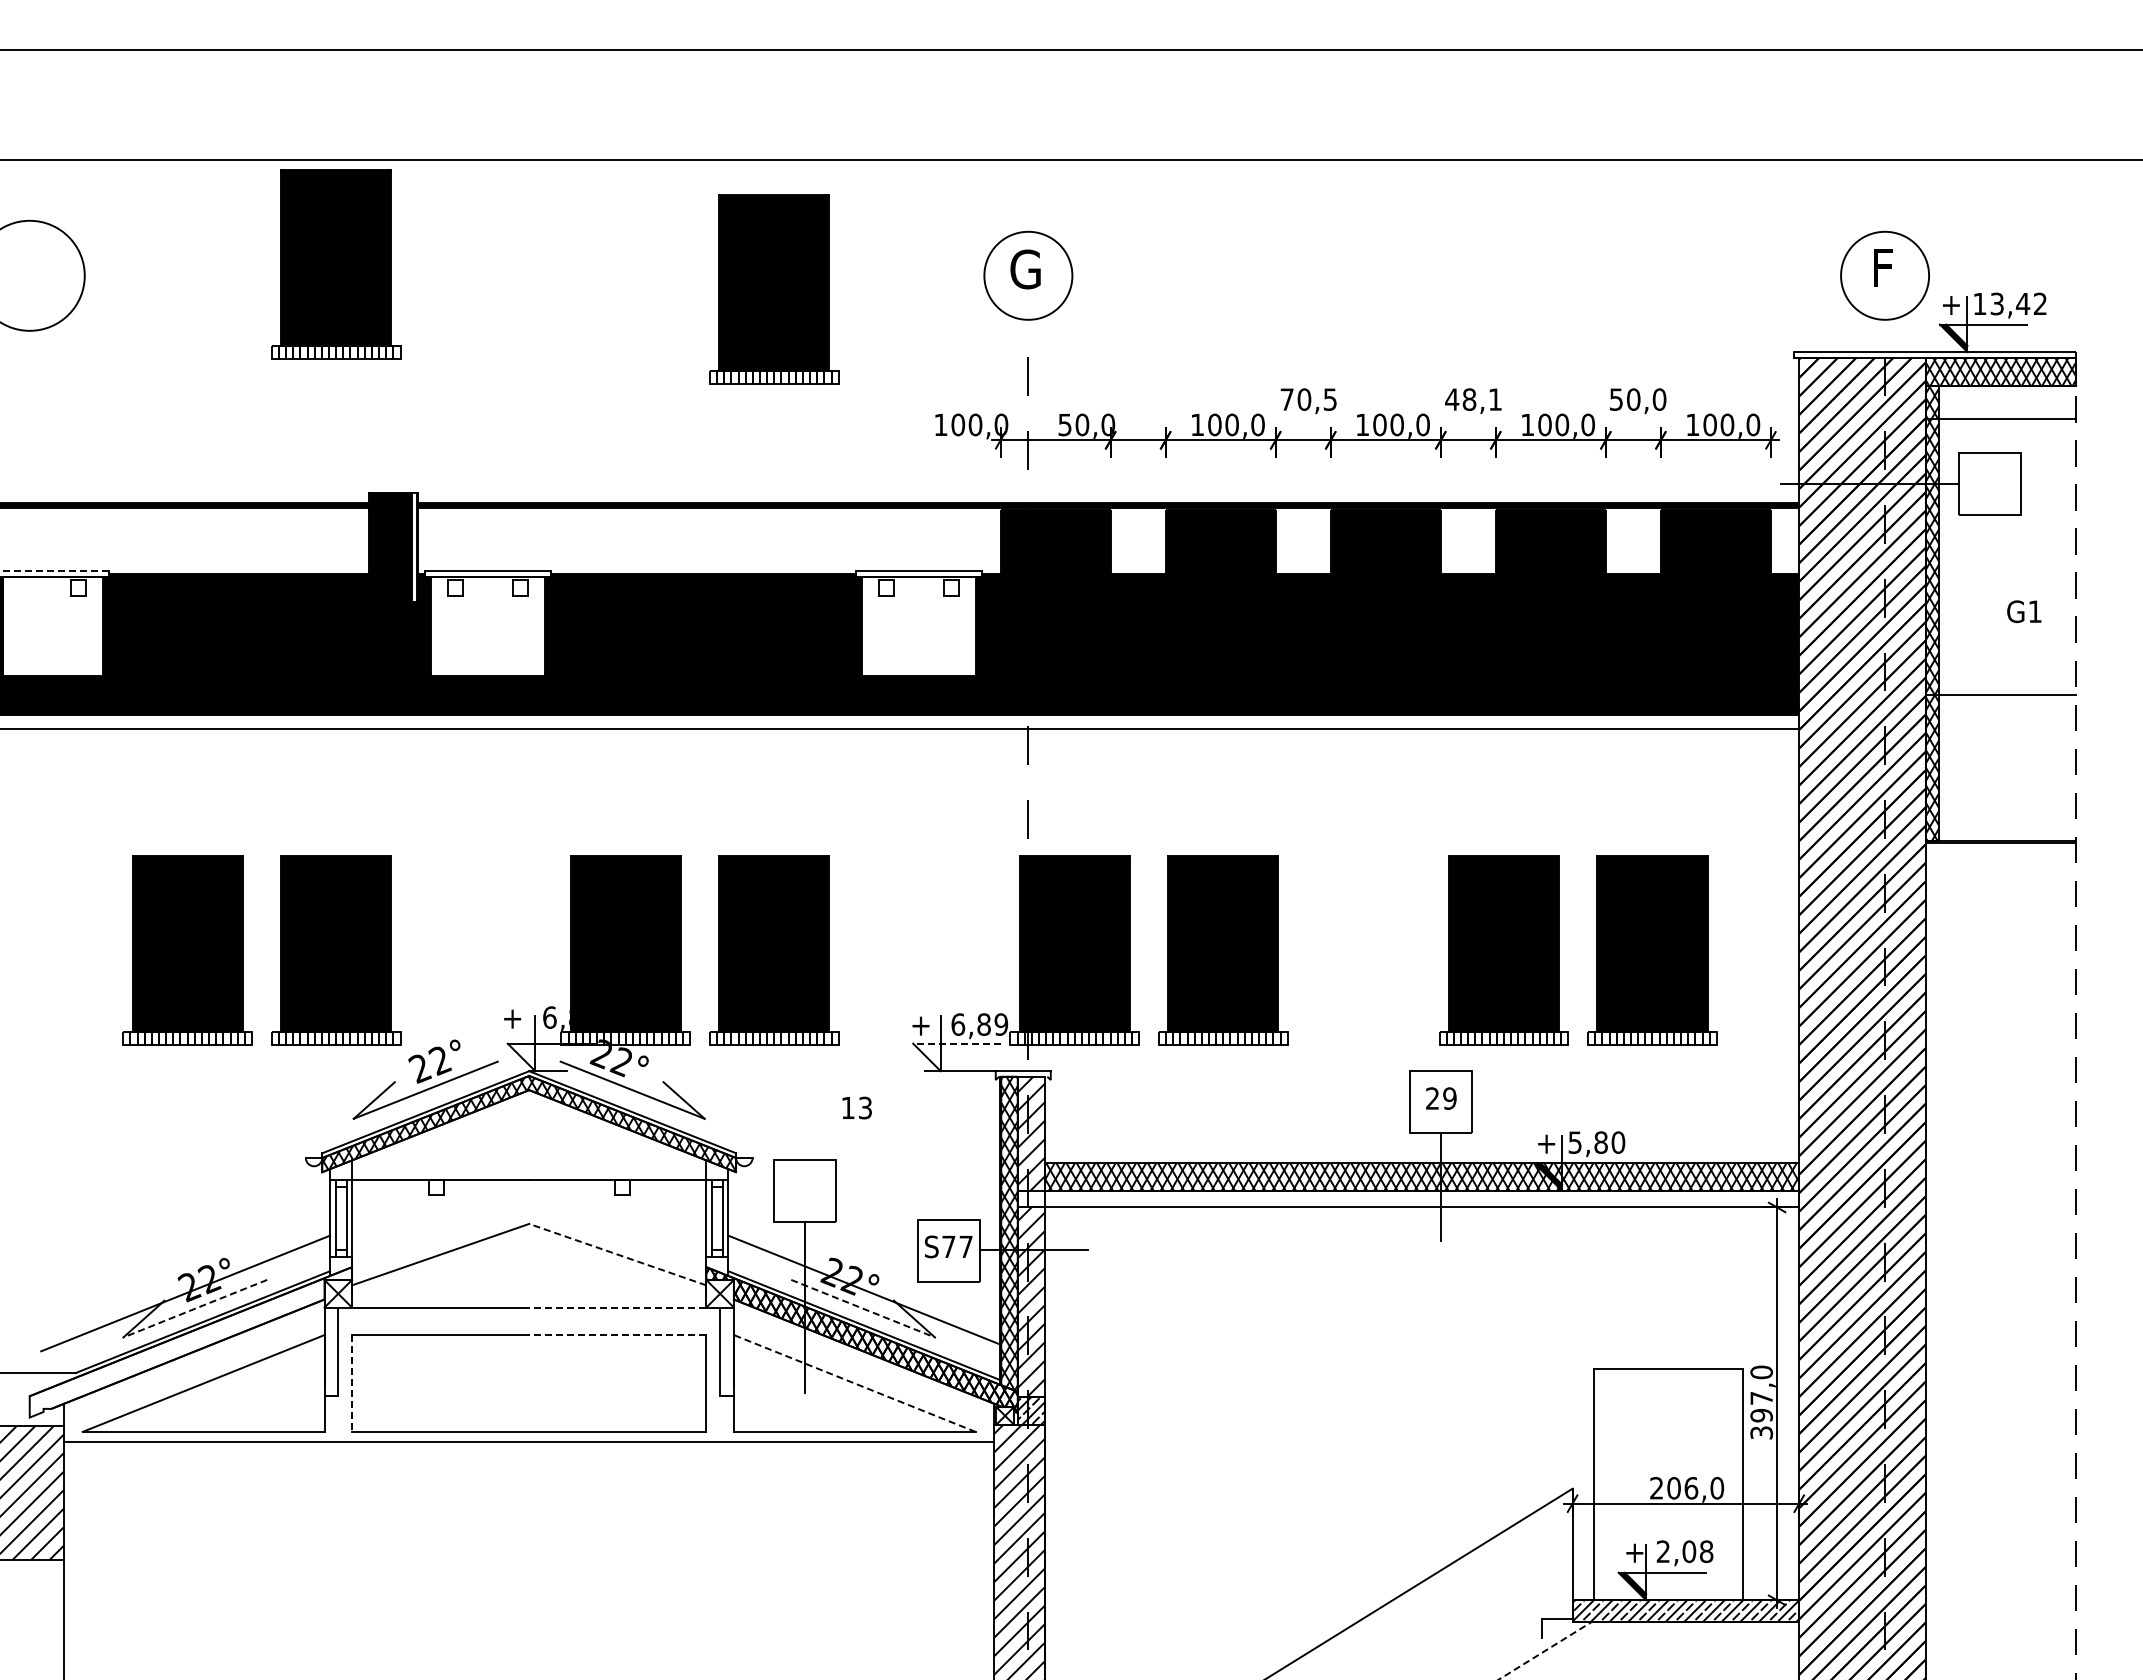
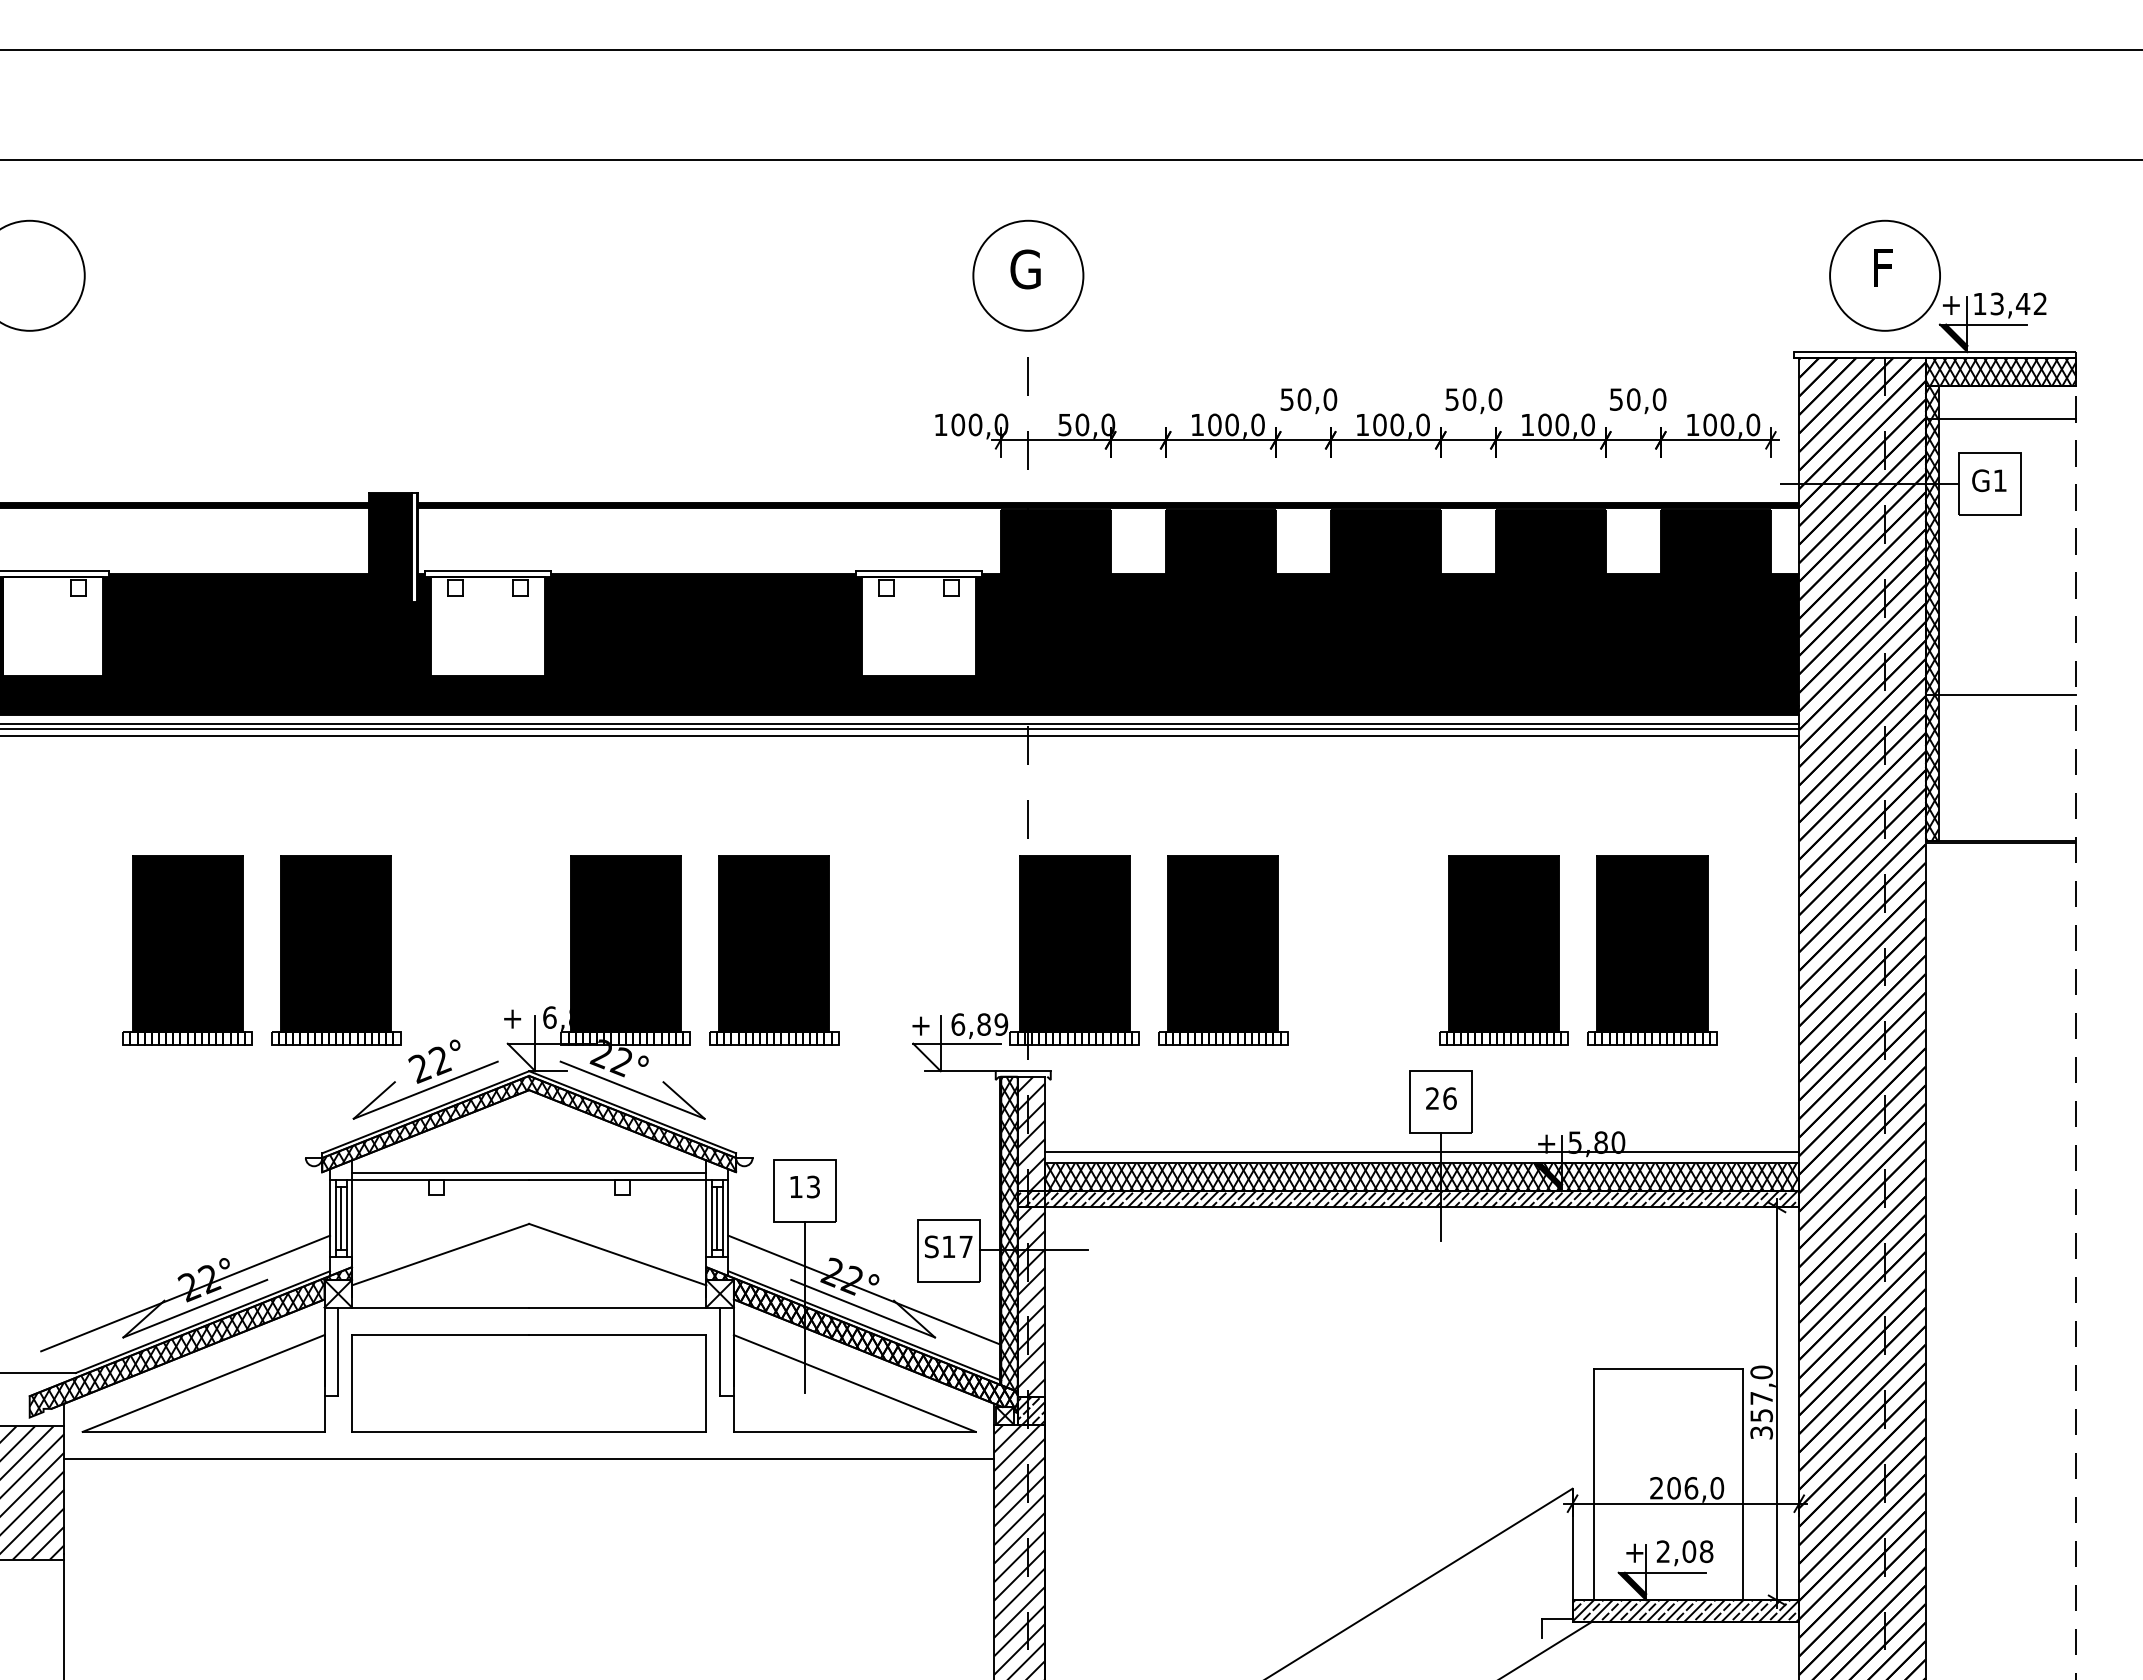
part: present -> none (336, 264)
circle diameter: 88 px -> 110 px (1028, 275)
circle diameter: 88 px -> 110 px (1885, 275)
part: present -> none (774, 289)
text: 70,5 -> 50,0 (1308, 399)
text: 48,1 -> 50,0 (1473, 399)
line: dashed -> solid (54, 571)
text position: (2024, 611) -> (1989, 480) (1989, 480)
line: none -> present (900, 723)
line: none -> present (900, 736)
line: dashed -> solid (957, 1043)
text: 29 -> 26 (1449, 1098)
text position: (856, 1107) -> (804, 1186) (804, 1186)
line: none -> present (1422, 1152)
line: none -> present (529, 1173)
hatch: none -> present (1408, 1198)
line: none -> present (341, 1218)
line: none -> present (717, 1218)
text: S77 -> S17 (948, 1246)
line: dashed -> solid (617, 1254)
line: dashed -> solid (617, 1307)
line: dashed -> solid (194, 1308)
line: dashed -> solid (863, 1308)
line: dashed -> solid (617, 1335)
hatch: none -> present (190, 1342)
line: dashed -> solid (854, 1383)
line: dashed -> solid (352, 1384)
text: 397,0 -> 357,0 (1761, 1415)
line position: (529, 1442) -> (529, 1459) (529, 1459)
line: dashed -> solid (1545, 1650)
